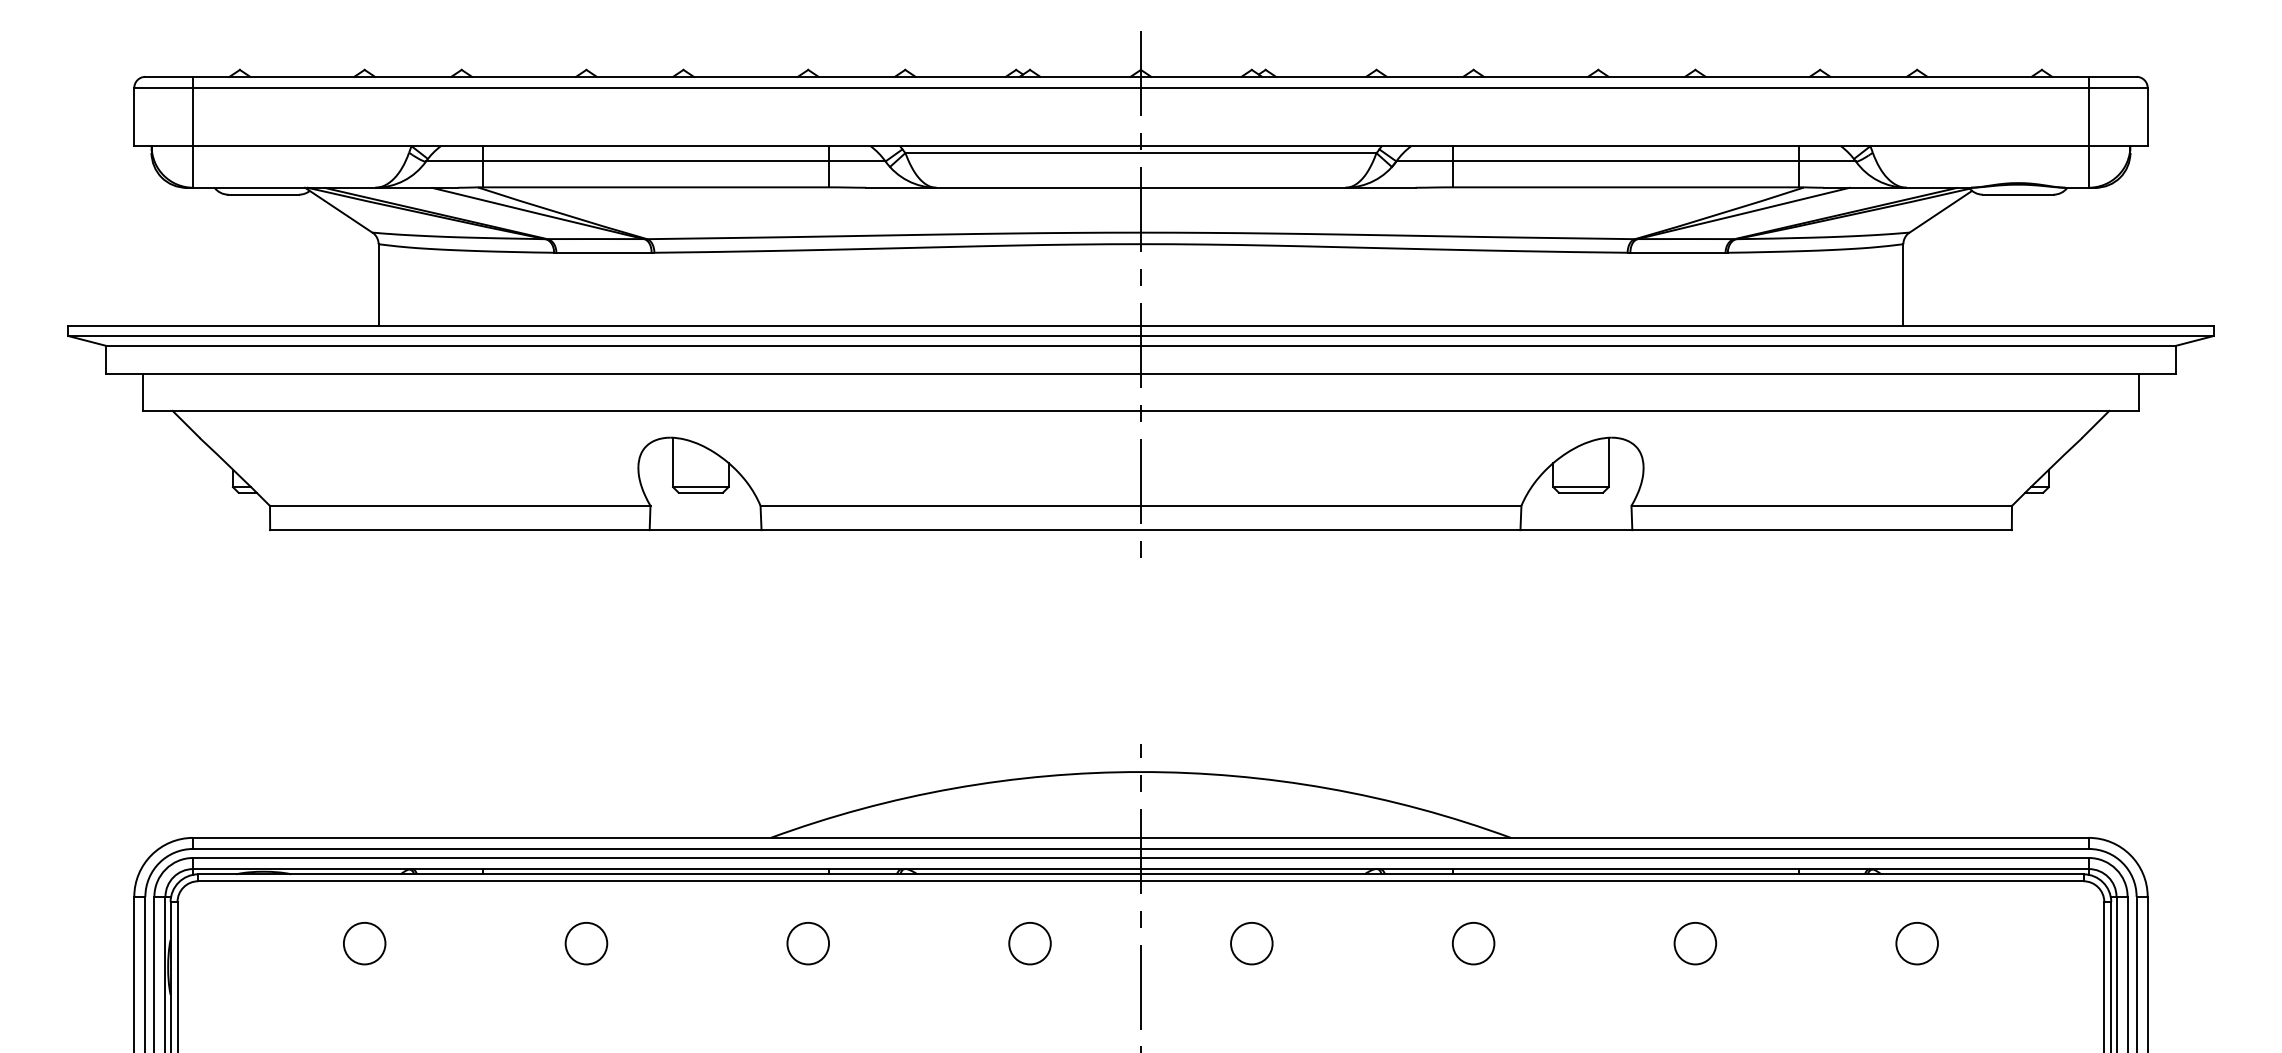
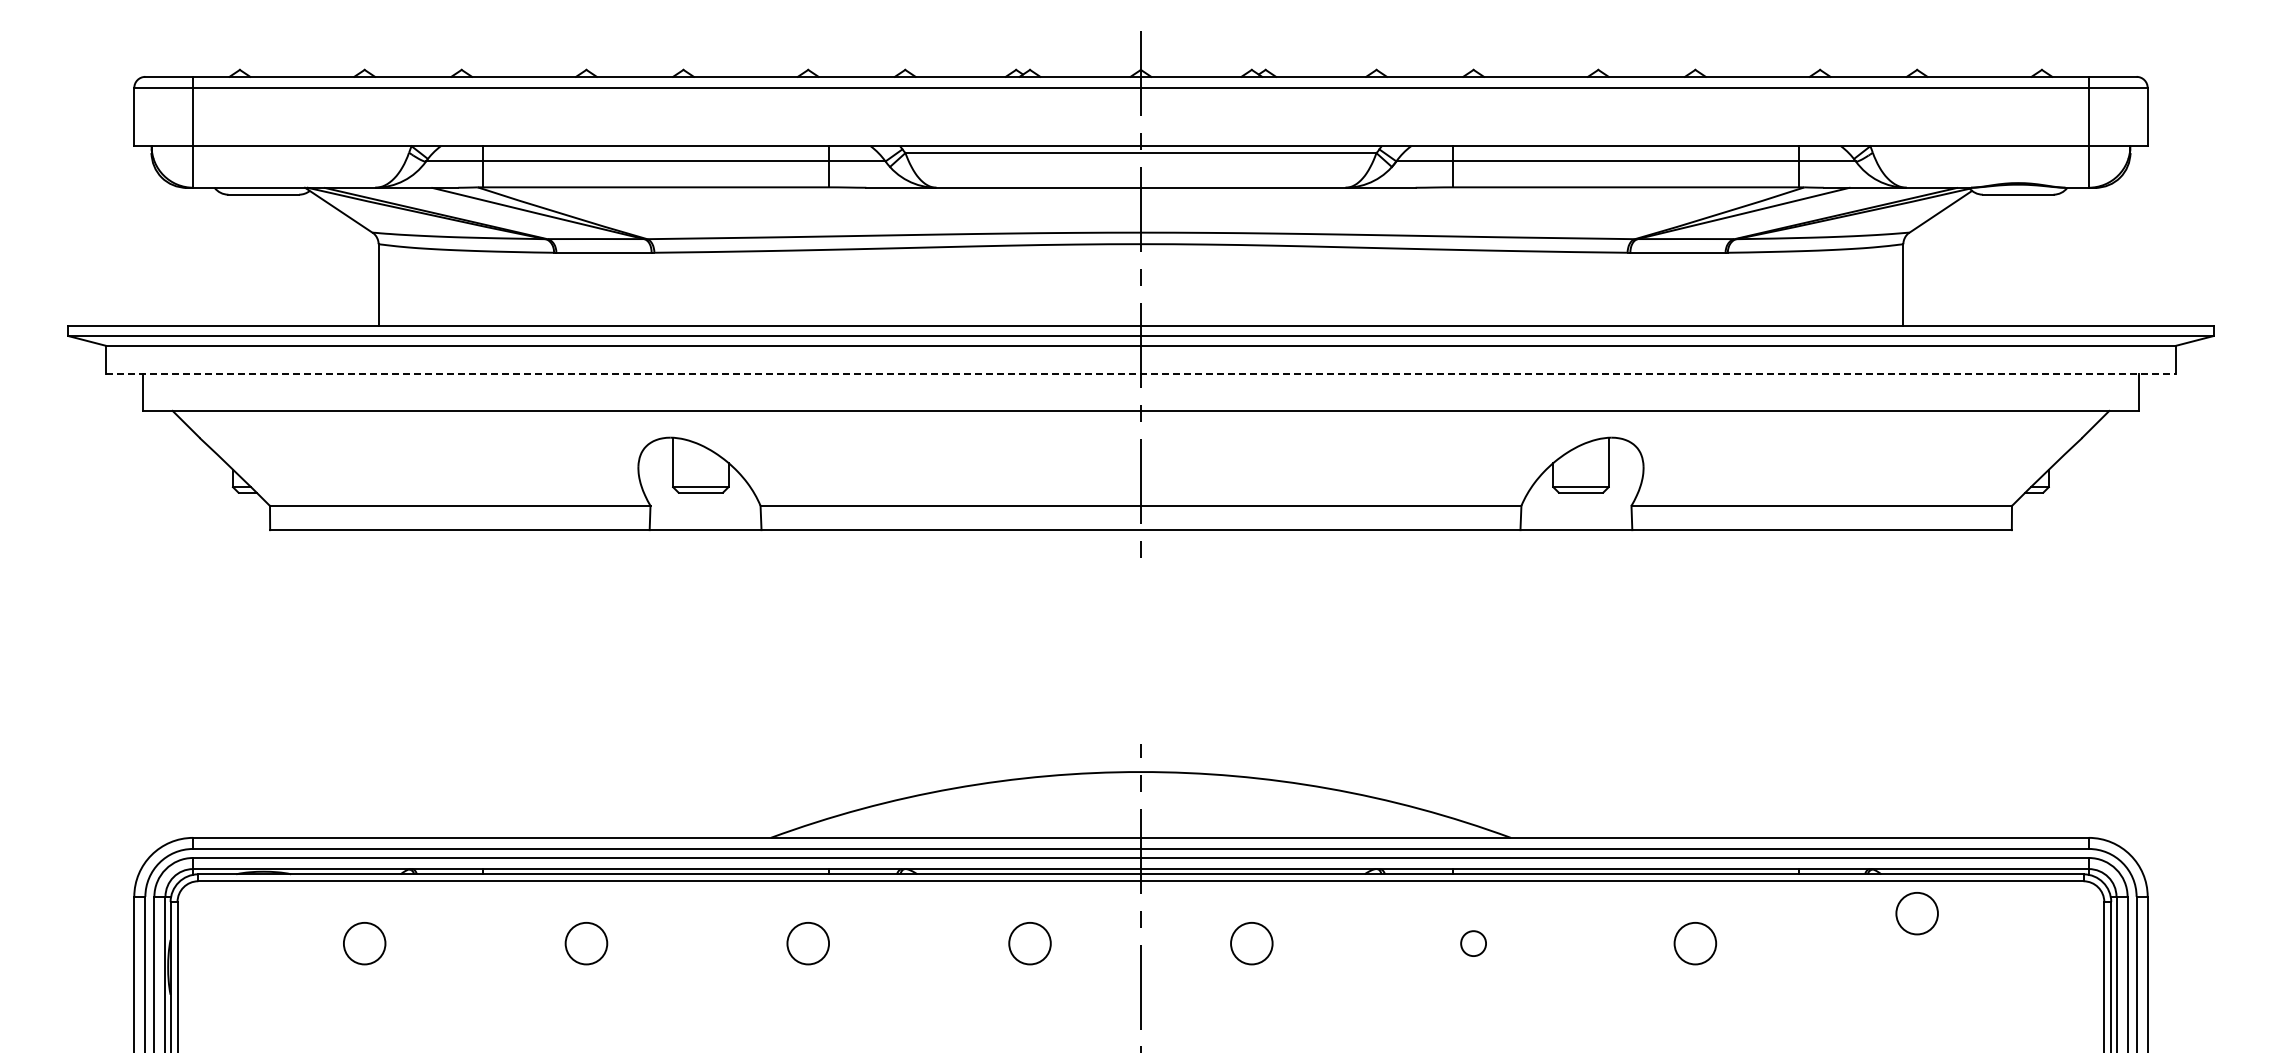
line: solid -> dashed (1141, 373)
circle diameter: 42 px -> 25 px (1473, 943)
circle position: (1916, 943) -> (1916, 913) (1916, 913)
